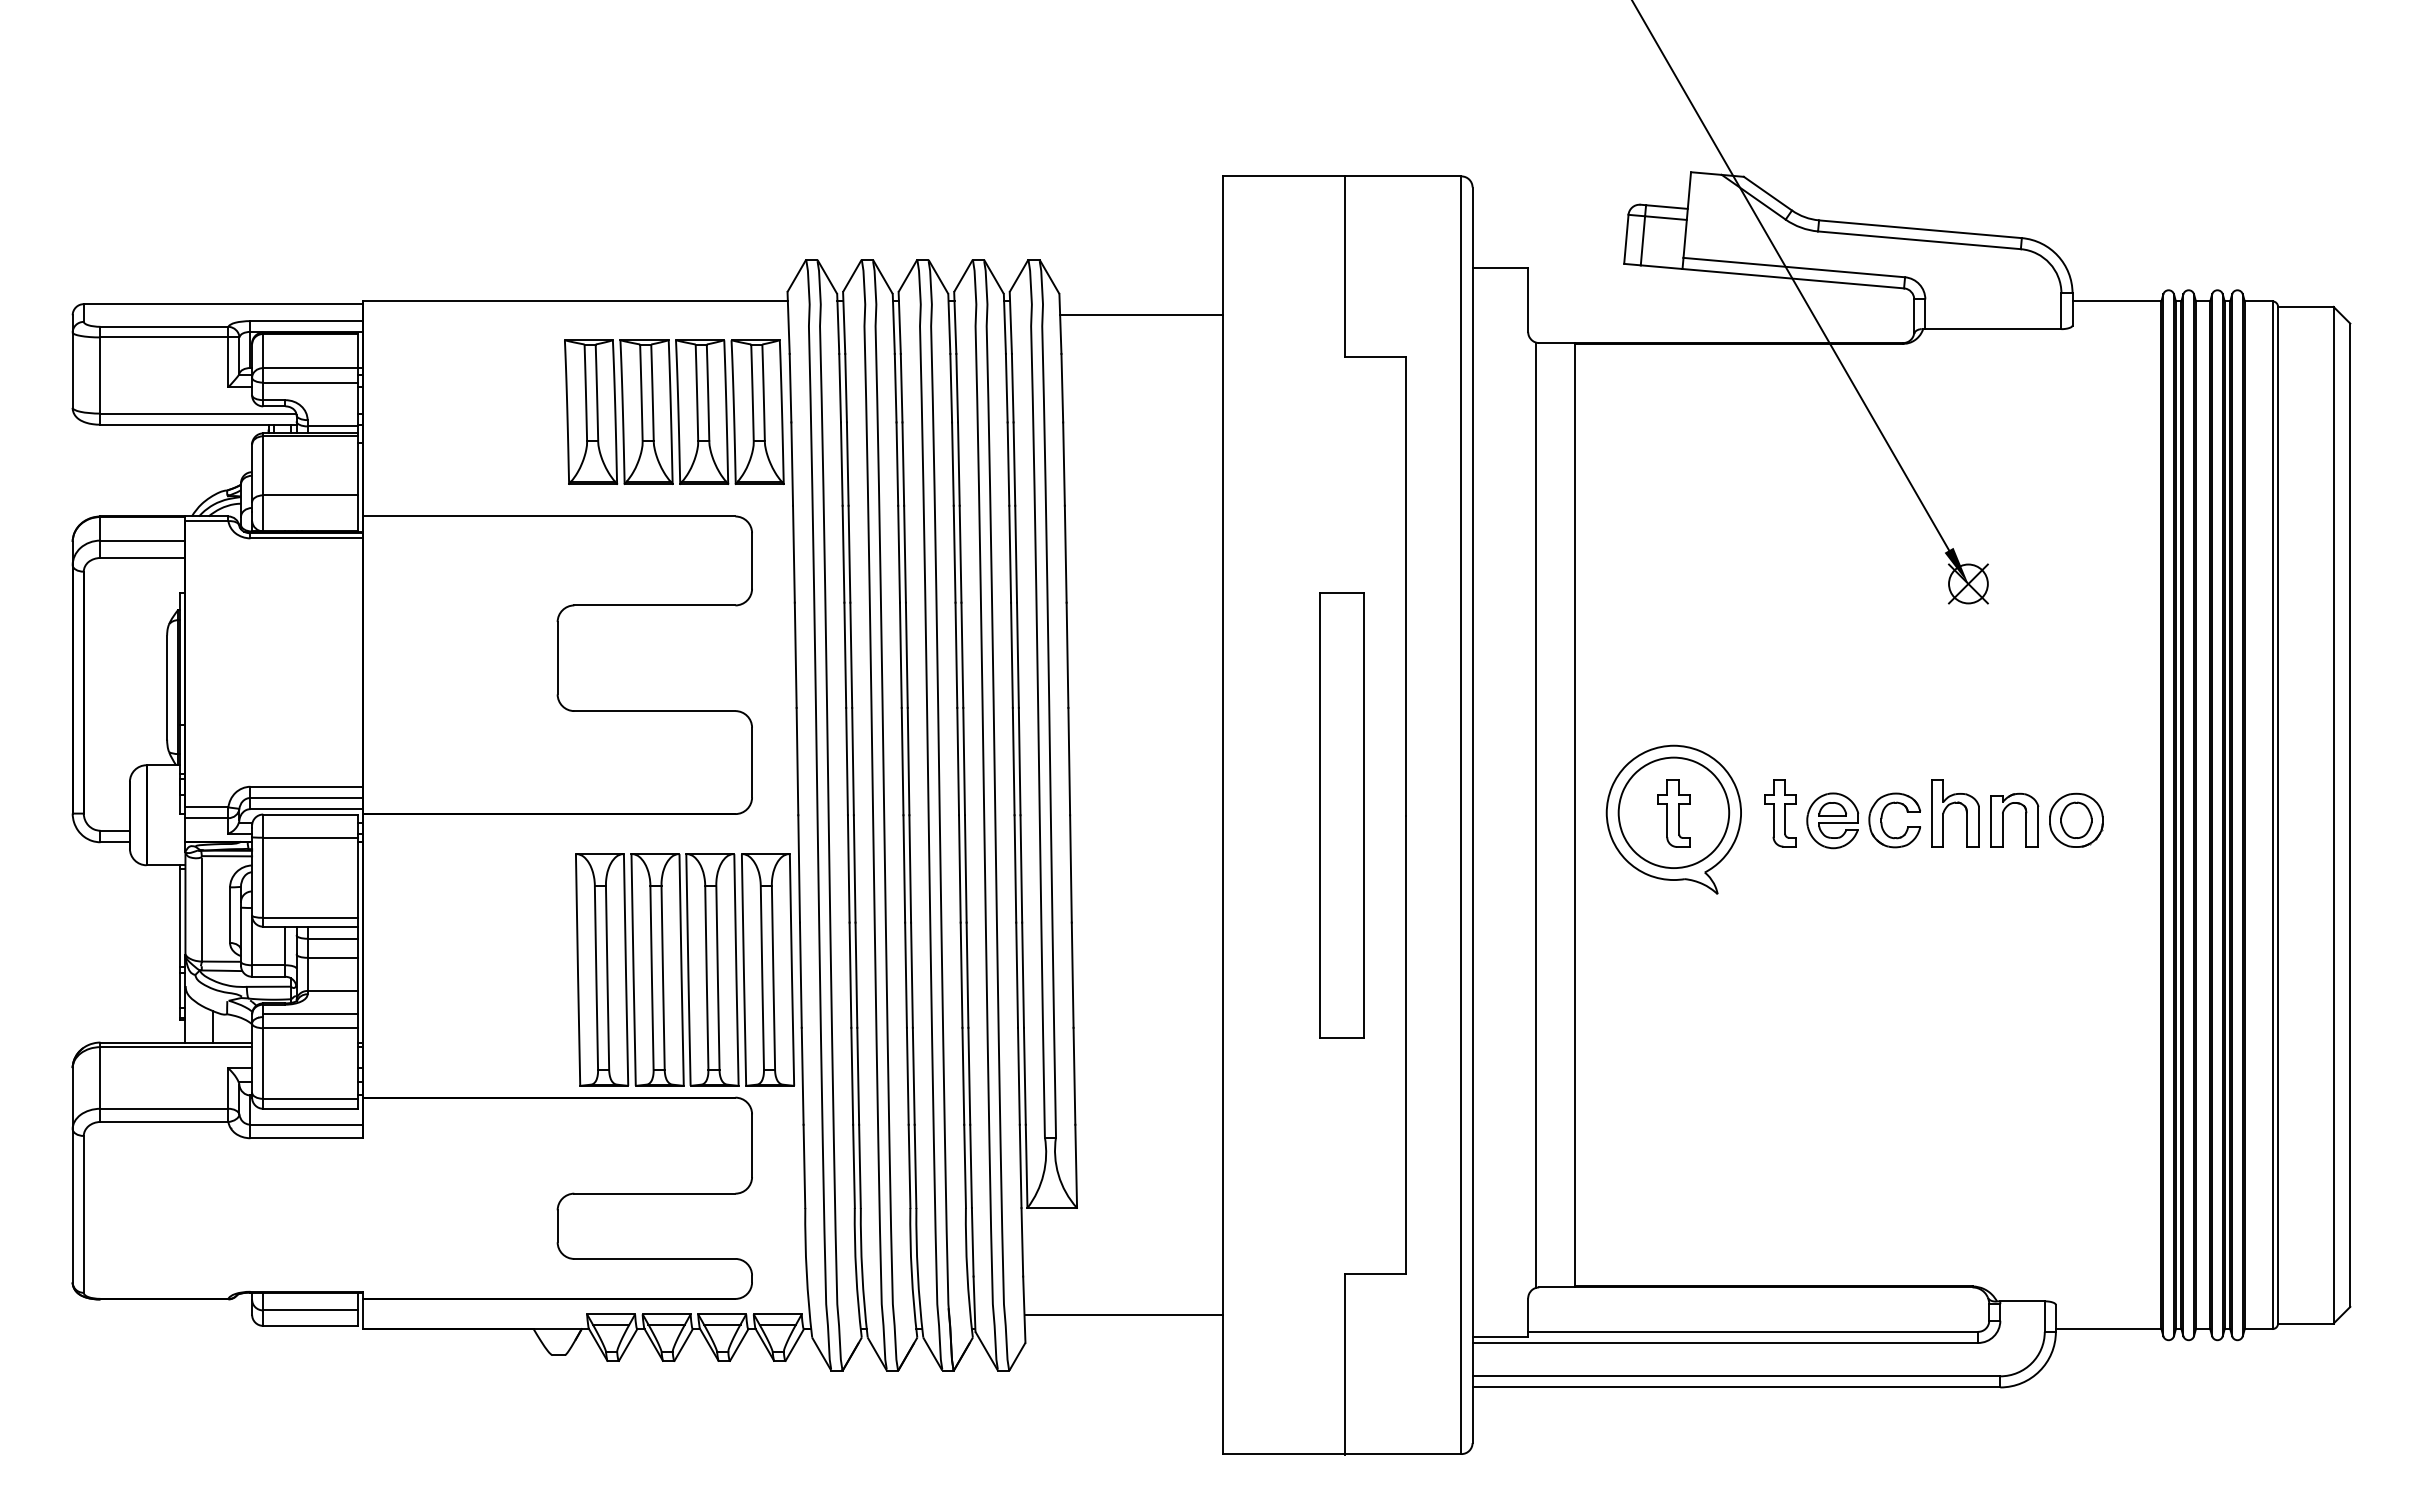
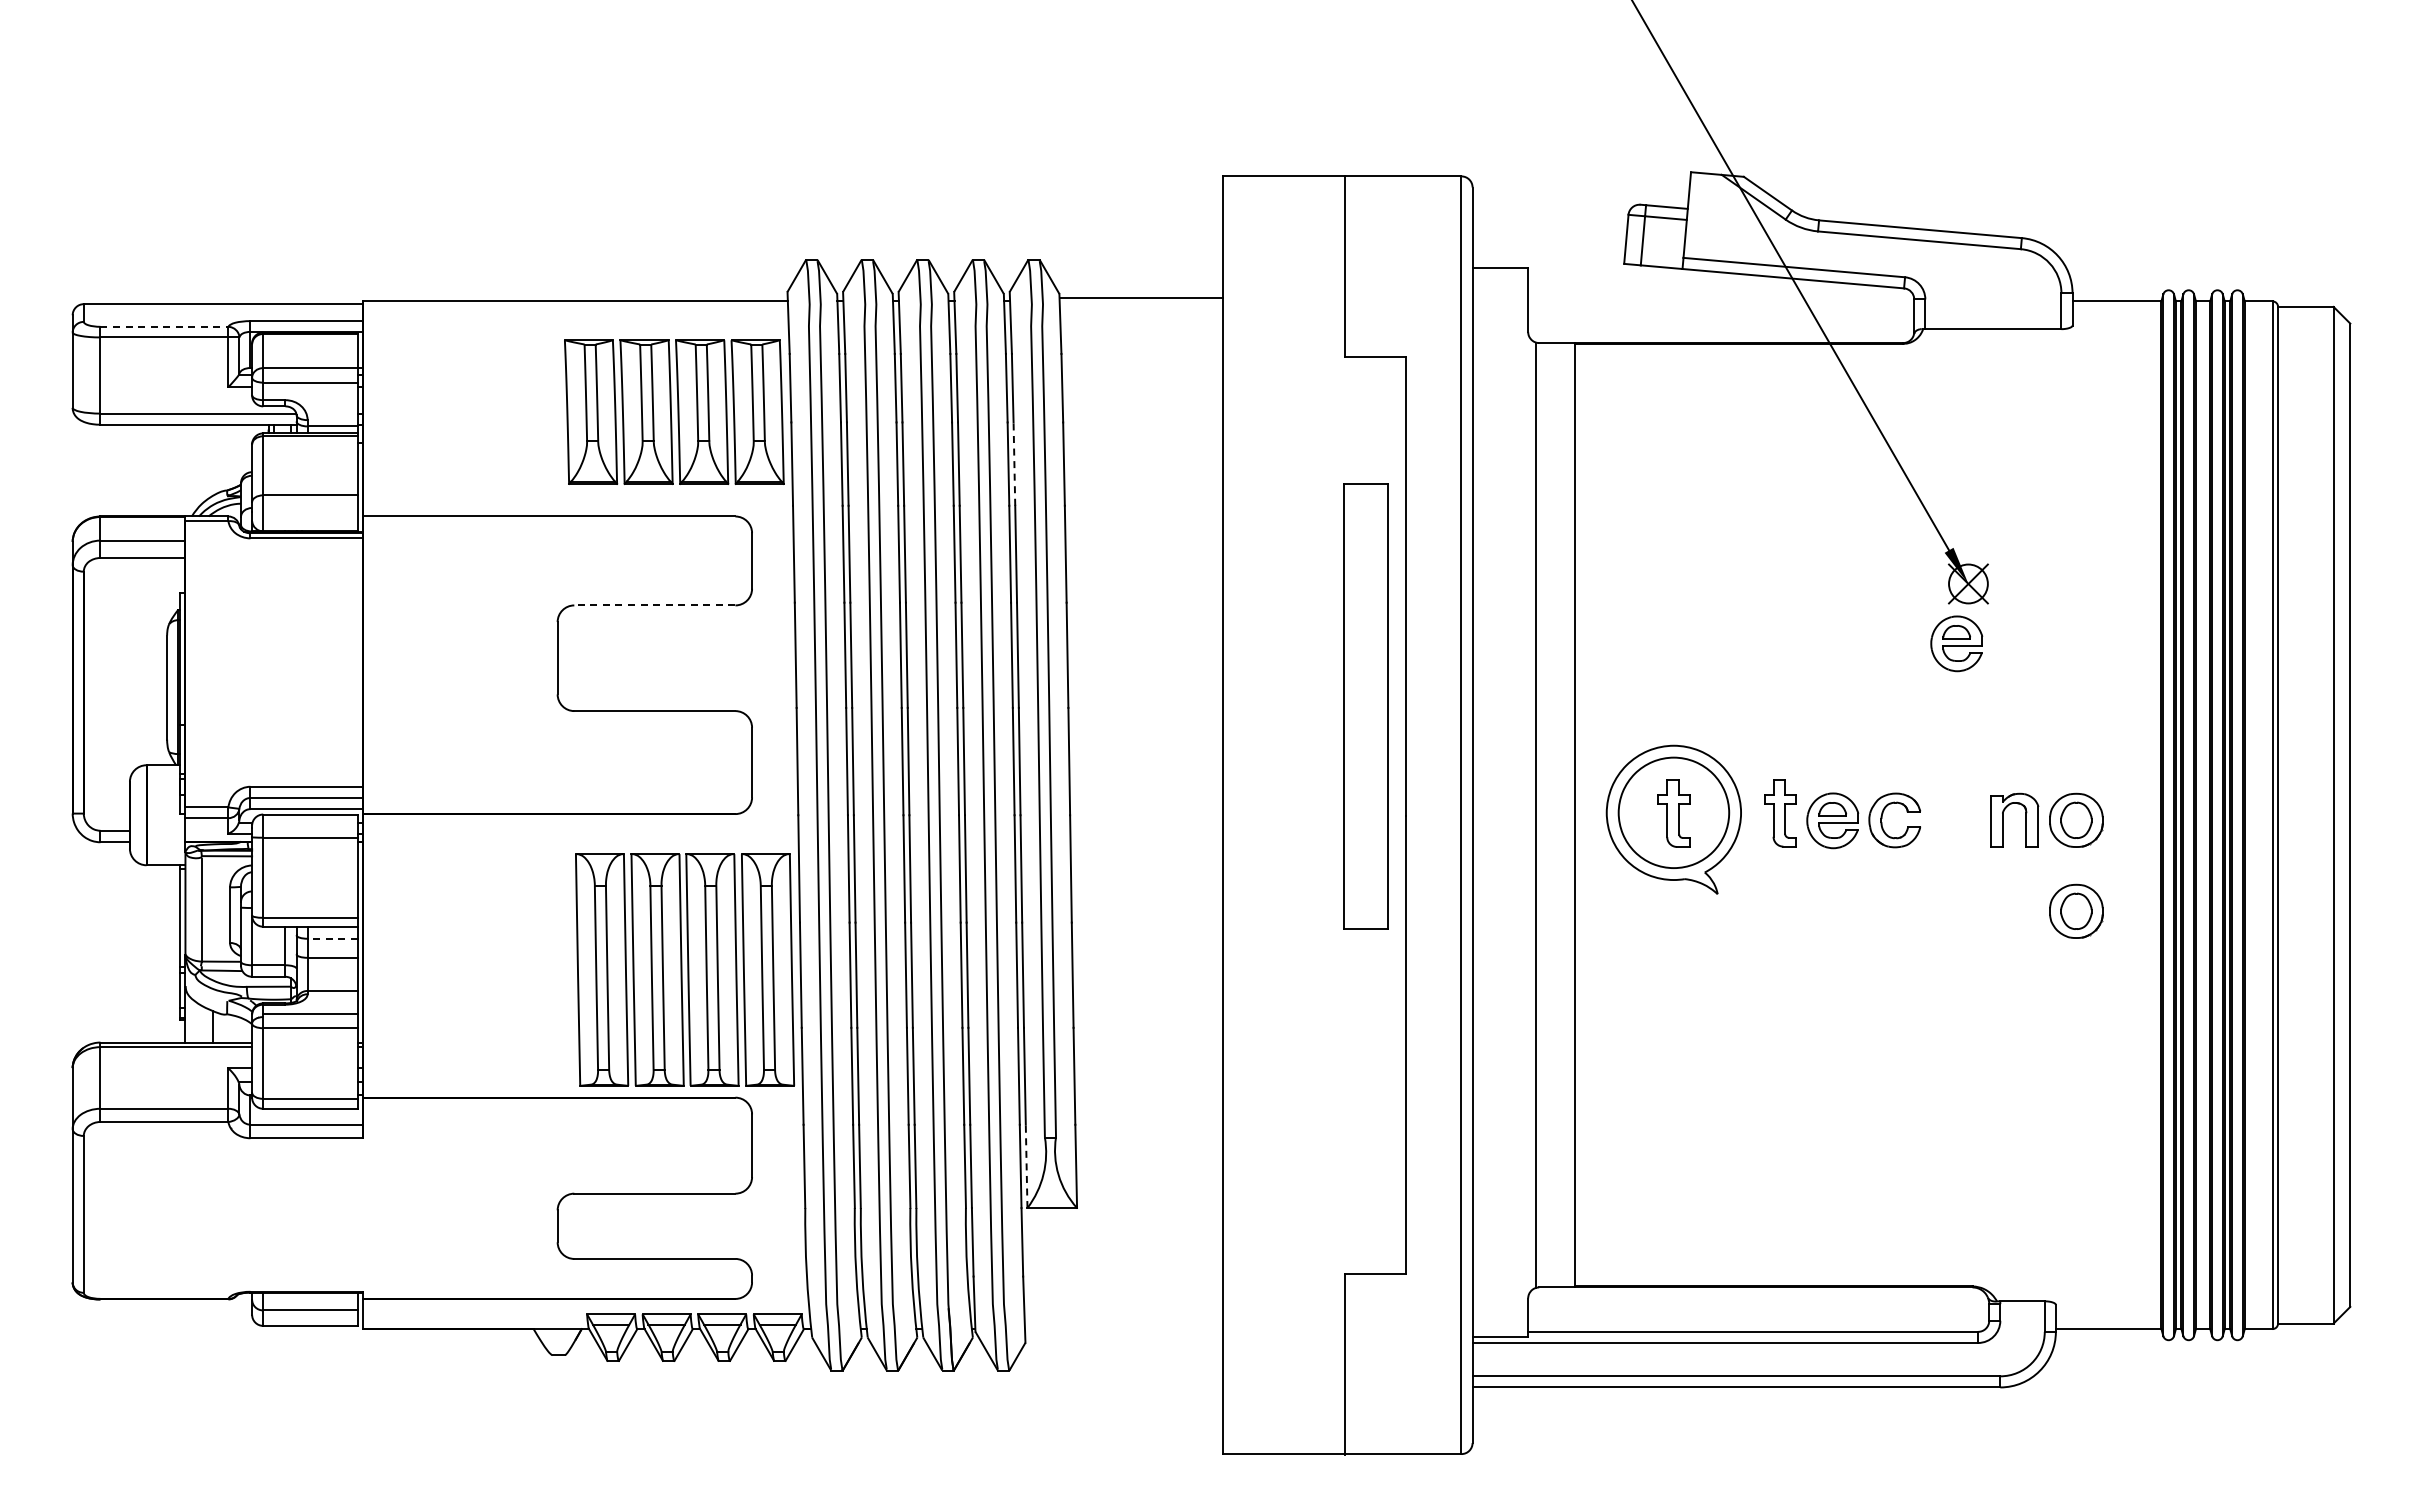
line position: (1141, 315) -> (1141, 298) (1141, 298)
line: solid -> dashed (164, 326)
line: solid -> dashed (1014, 464)
line: solid -> dashed (654, 605)
part: none -> present (1956, 643)
part: present -> none (1952, 804)
part position: (1341, 815) -> (1365, 706) (1365, 706)
part: none -> present (2076, 910)
line: solid -> dashed (332, 938)
line: solid -> dashed (1026, 1166)
line: present -> none (1123, 1315)
